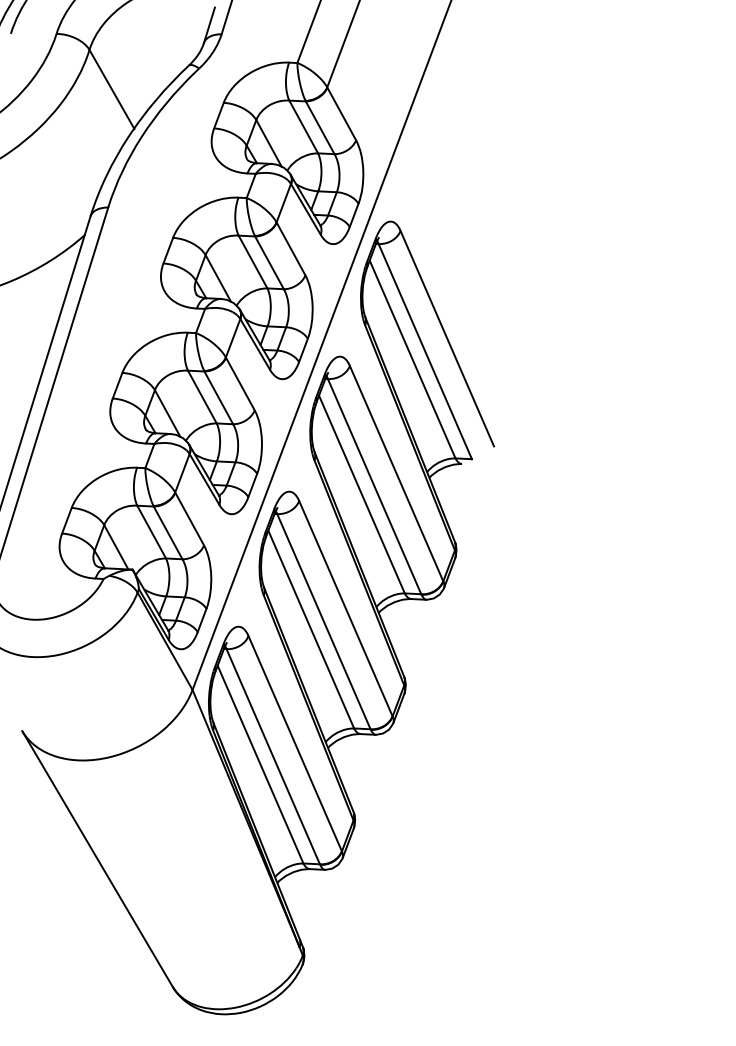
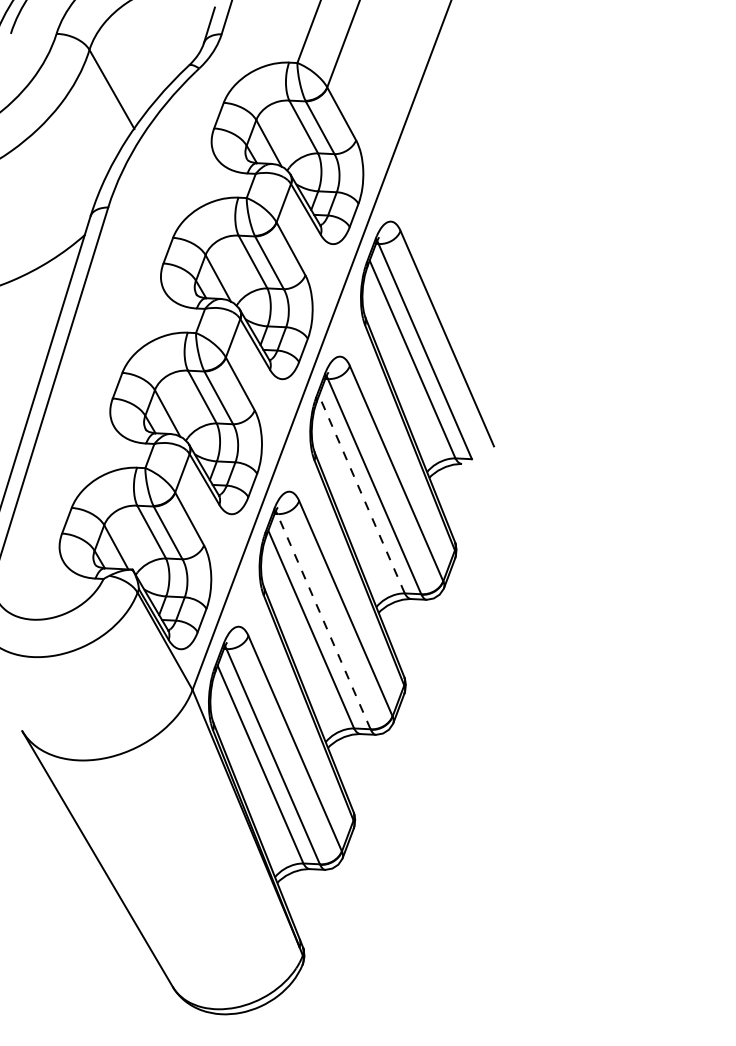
line: solid -> dashed (361, 494)
line: solid -> dashed (323, 621)
